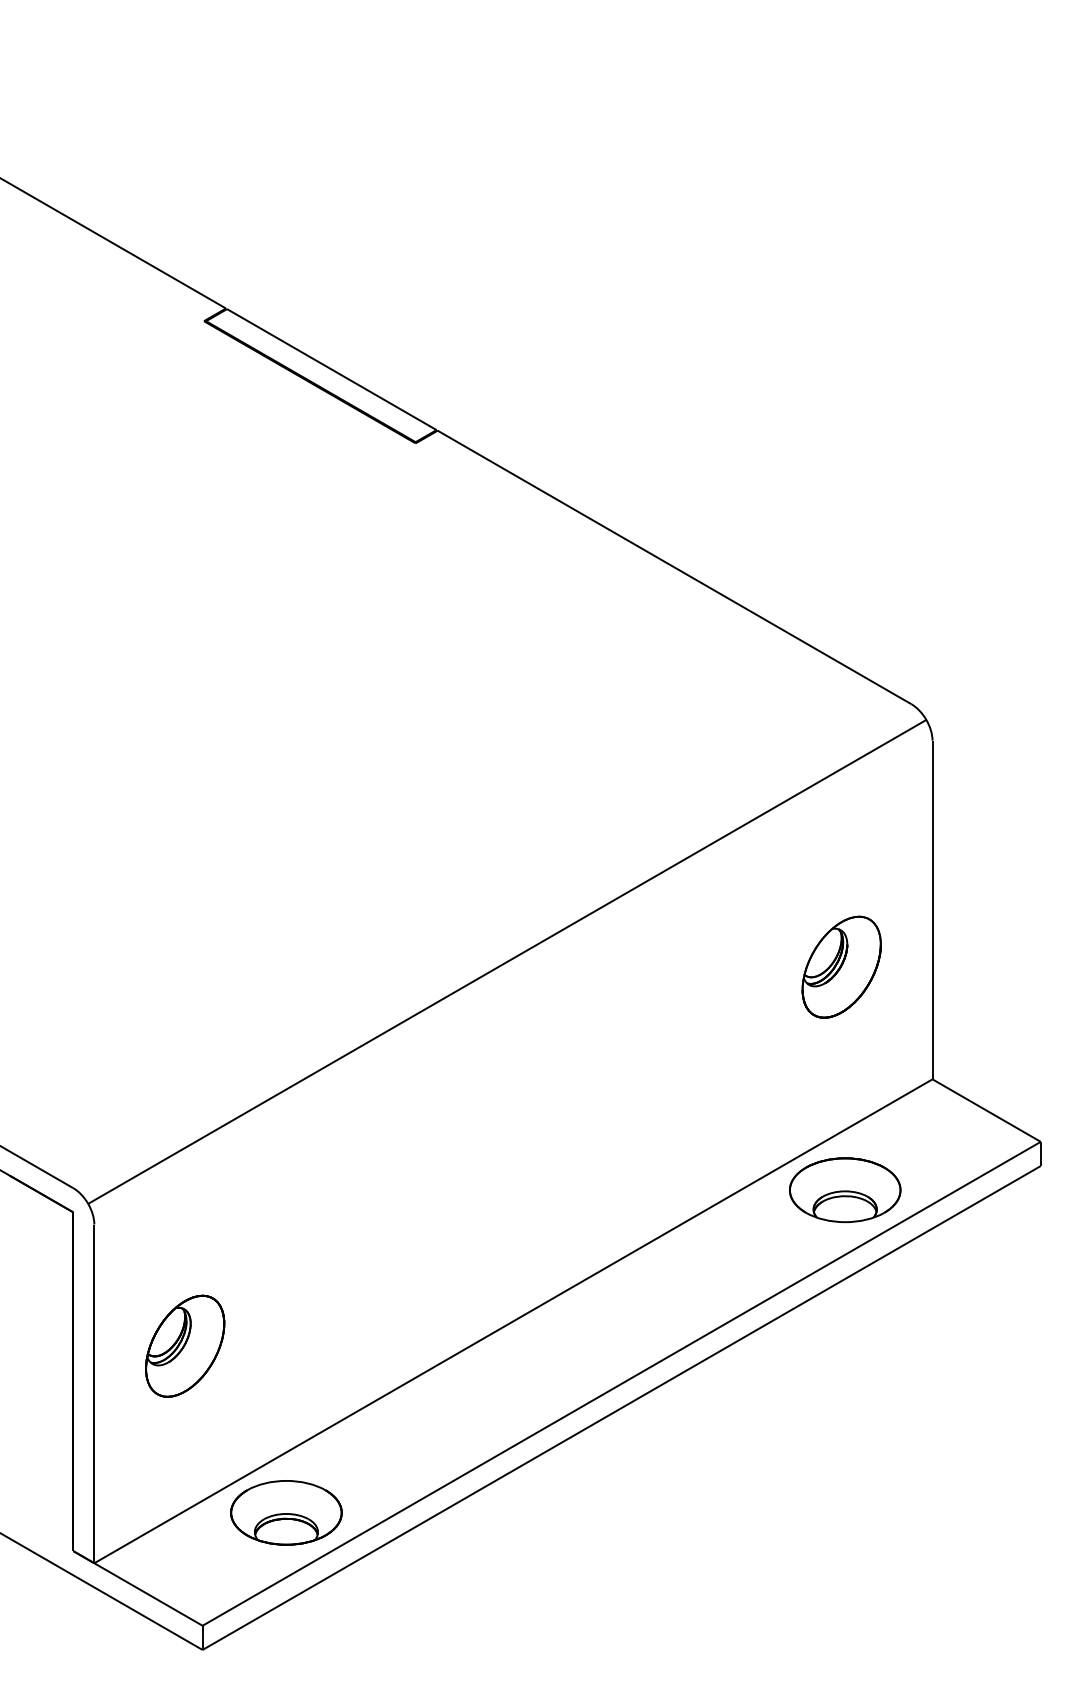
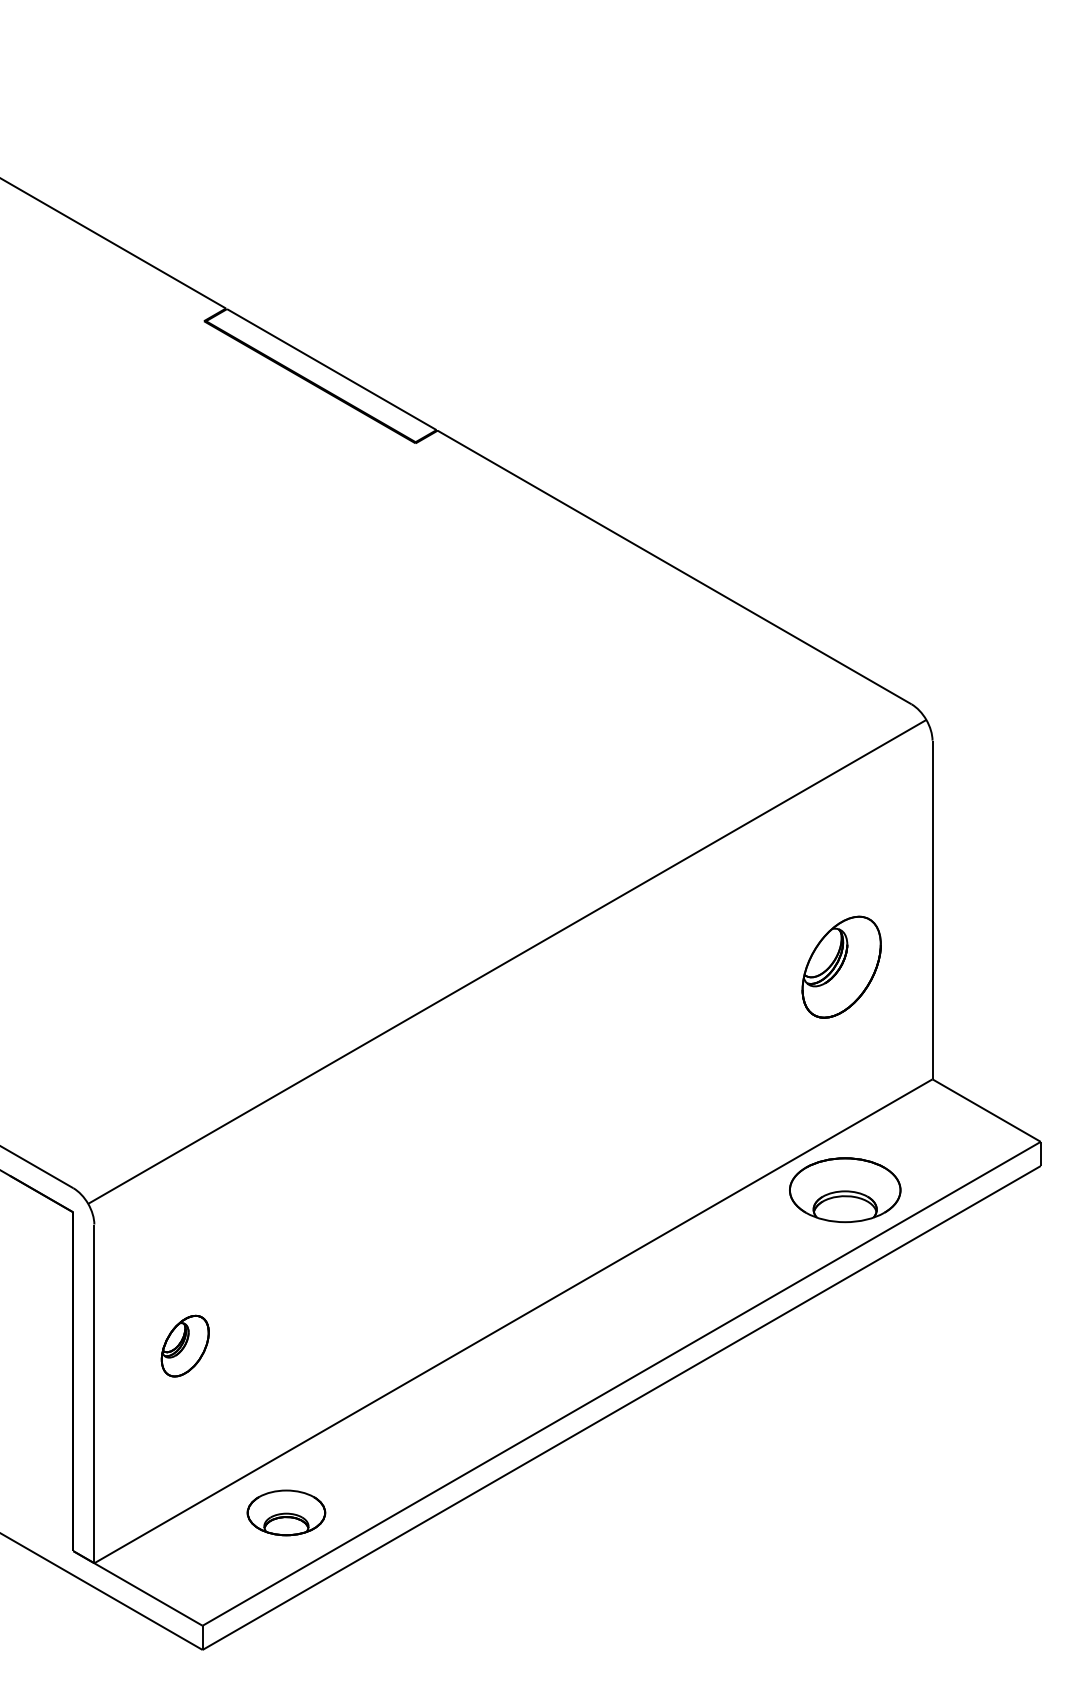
part size: 81x104 px -> 50x64 px (184, 1345)
part size: 113x66 px -> 81x48 px (286, 1512)
